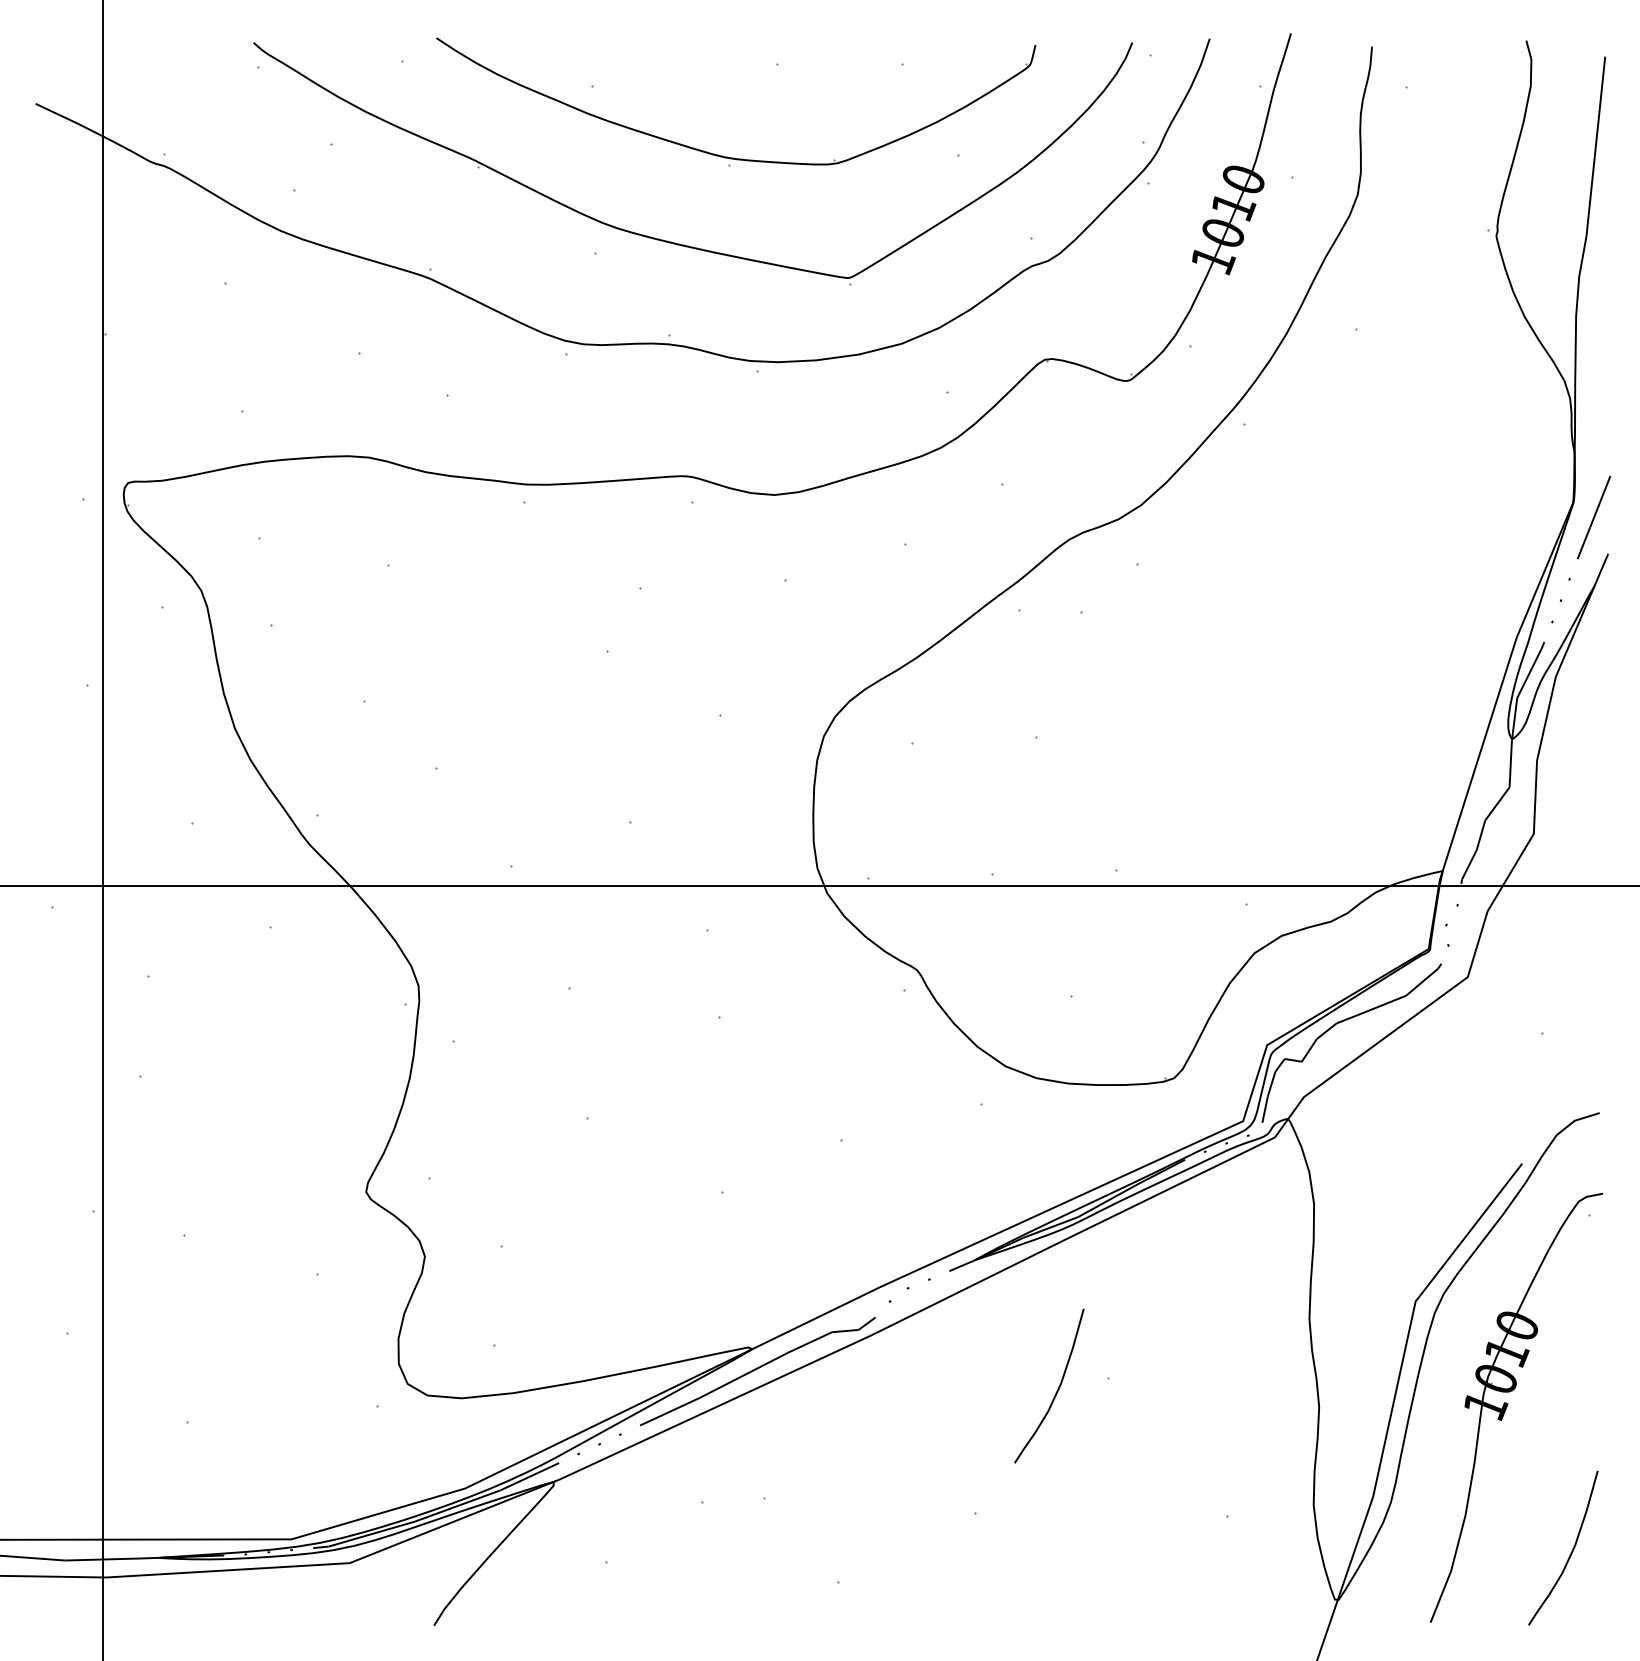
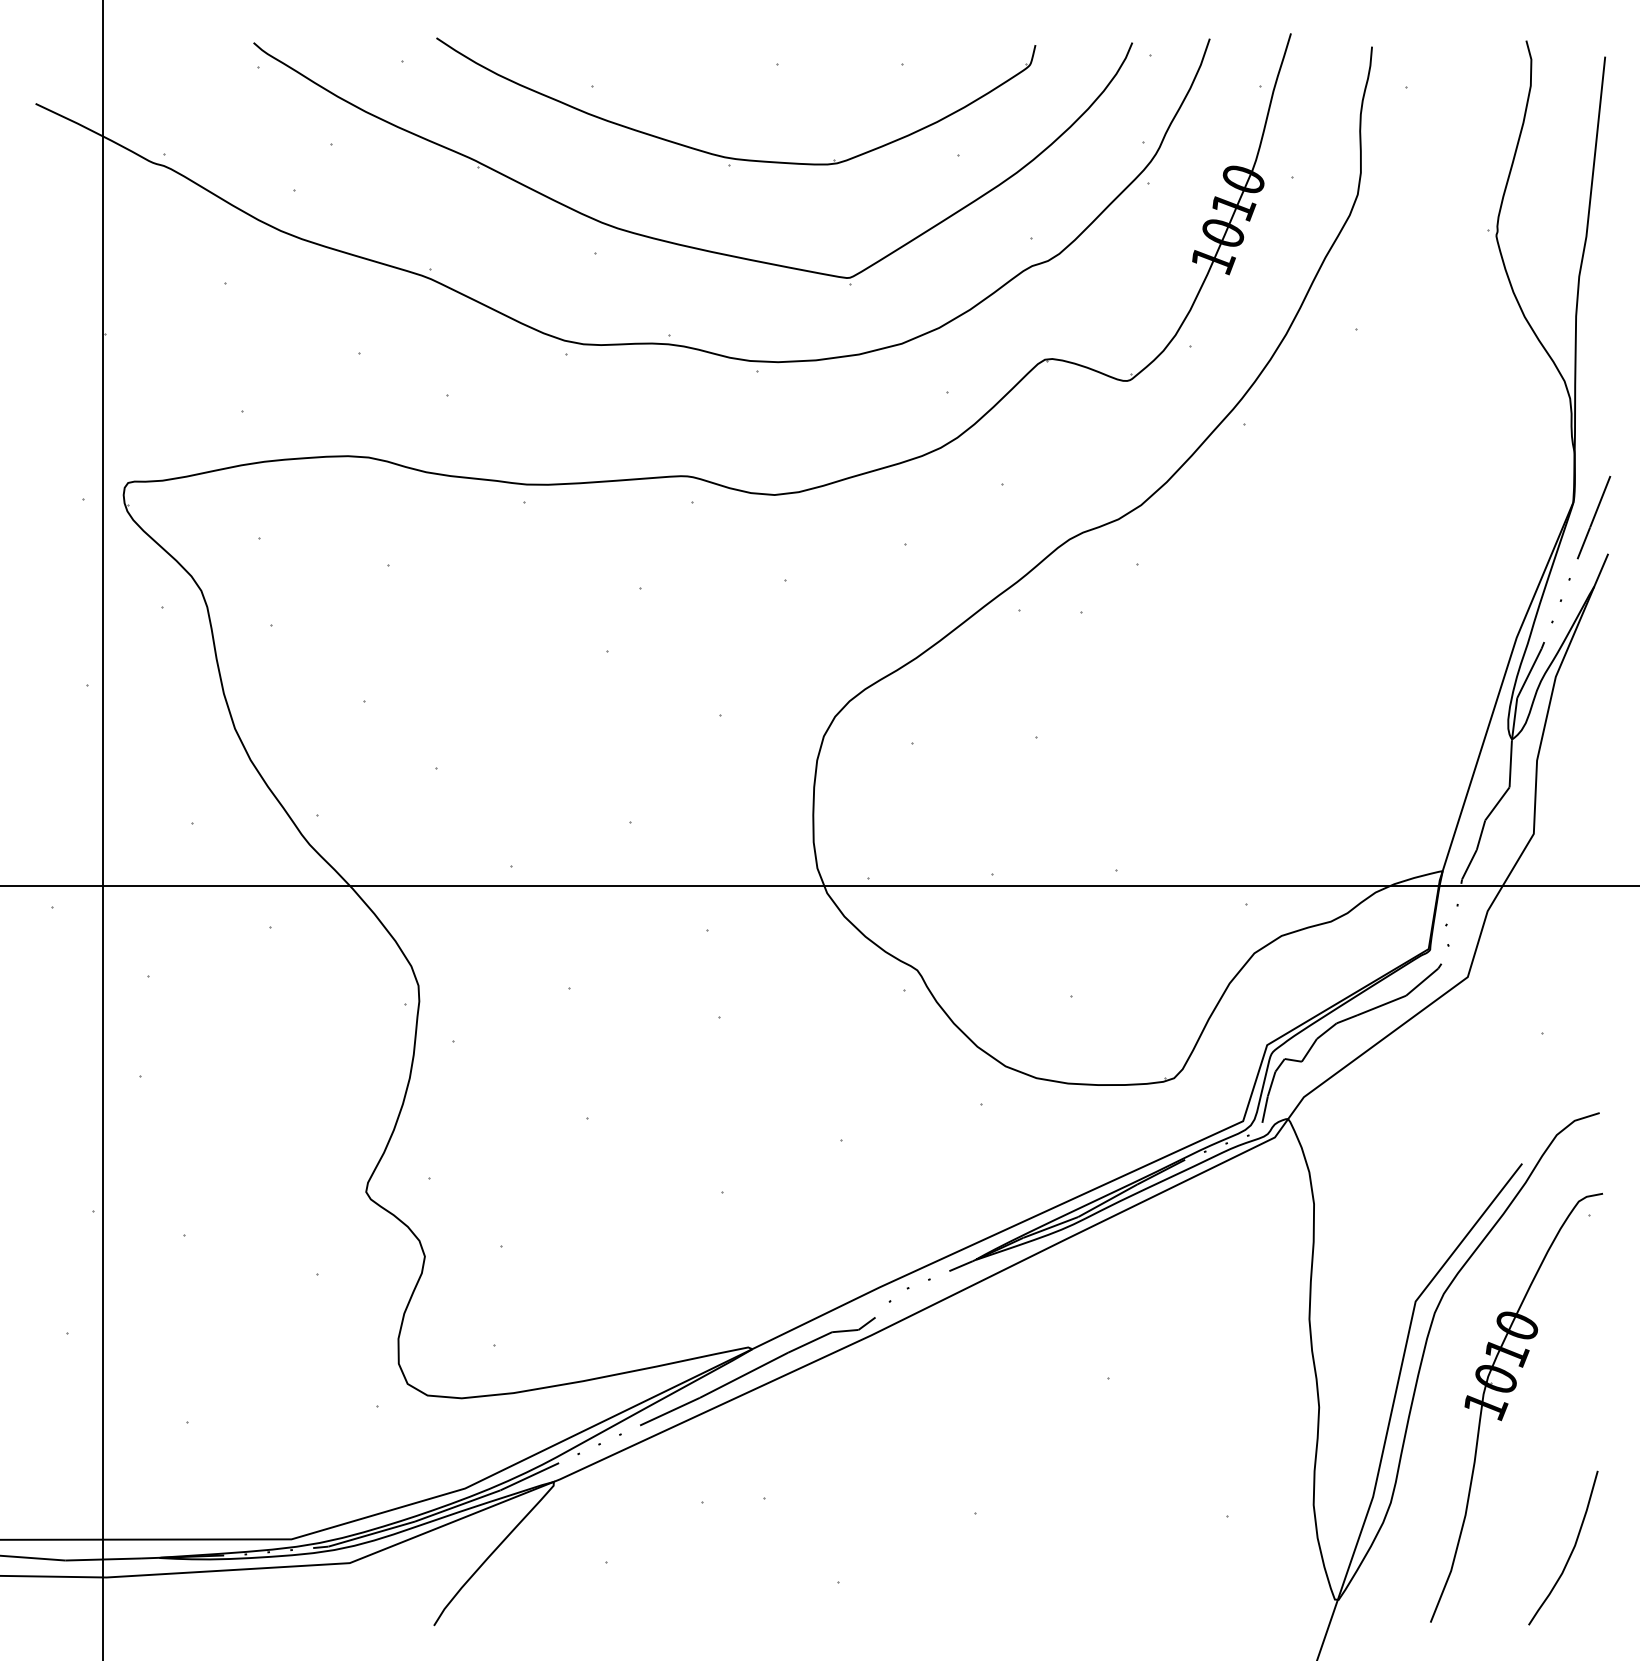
curve: present -> none (1057, 1388)
